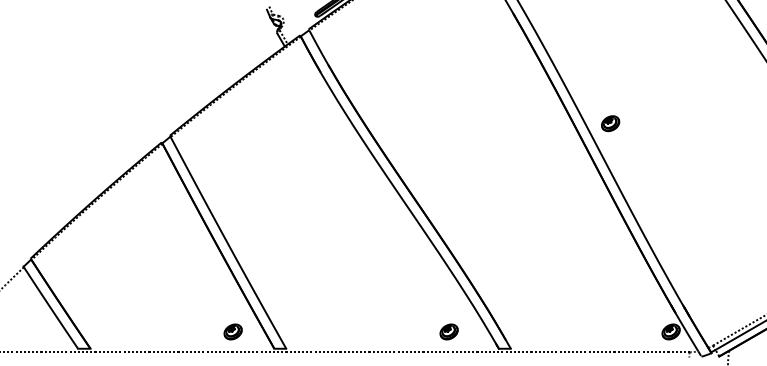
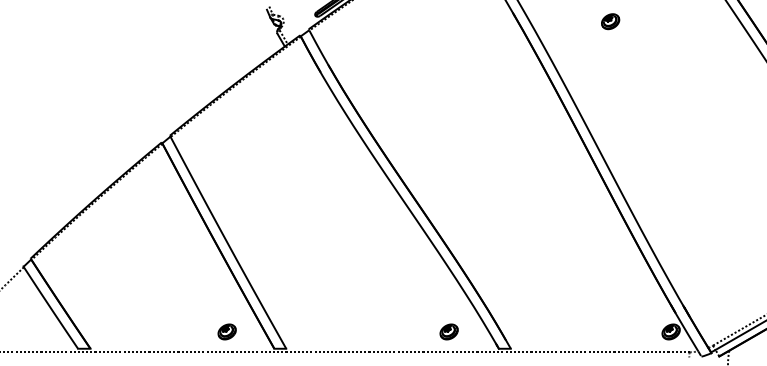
part position: (610, 123) -> (610, 21) (610, 21)
part position: (232, 331) -> (226, 331) (226, 331)
